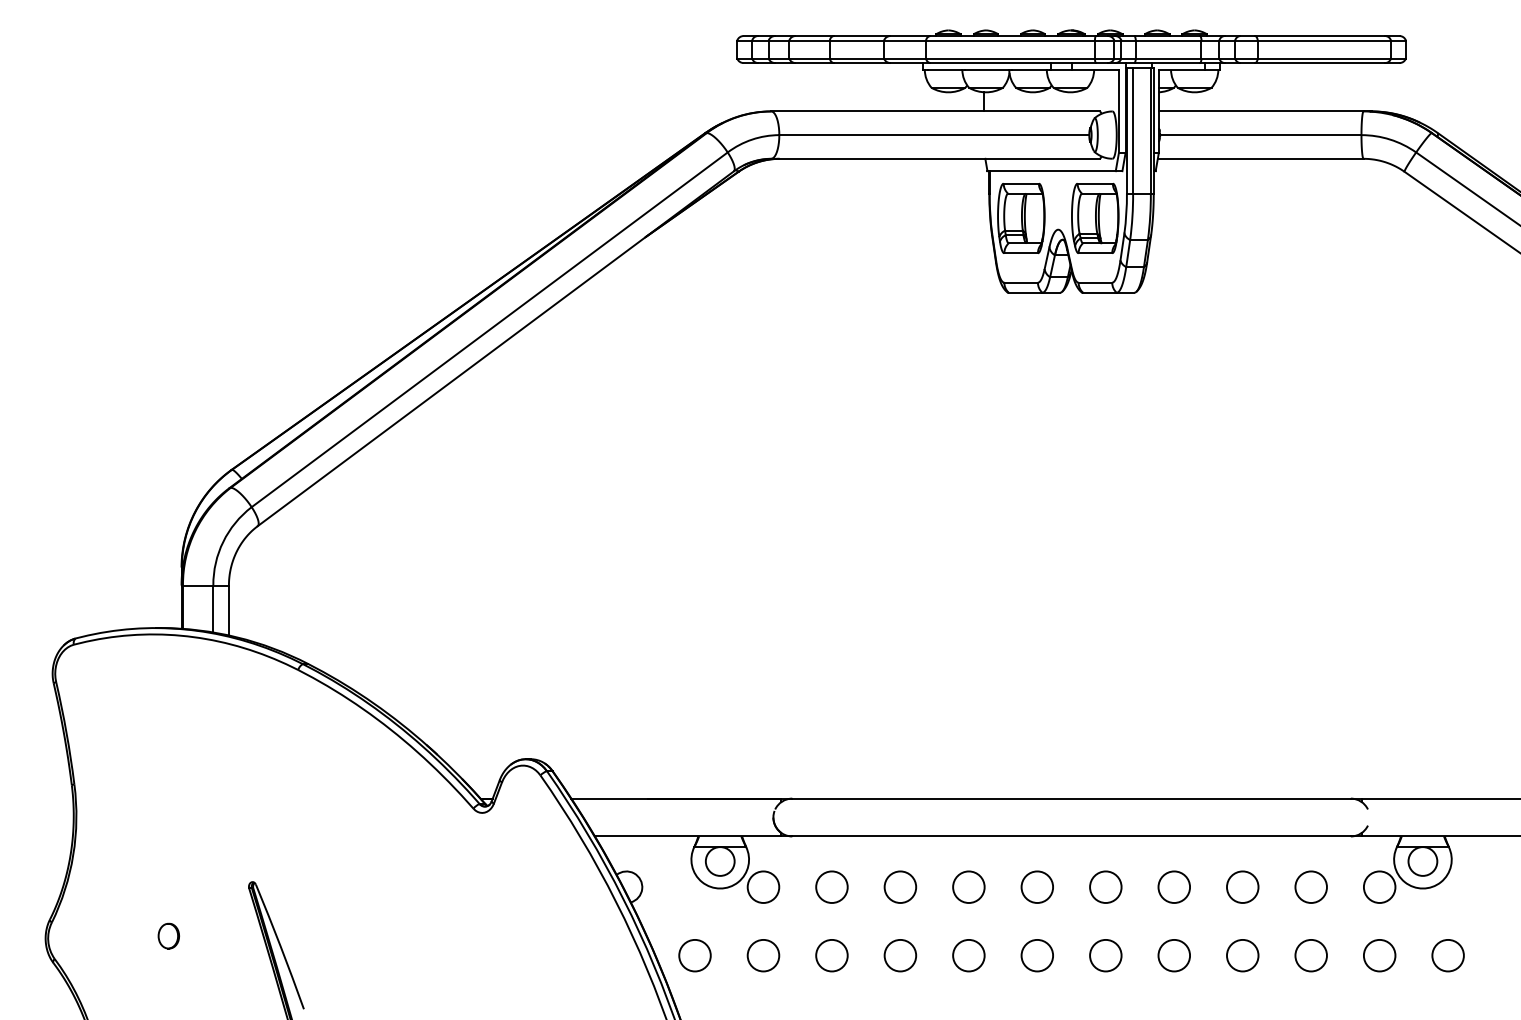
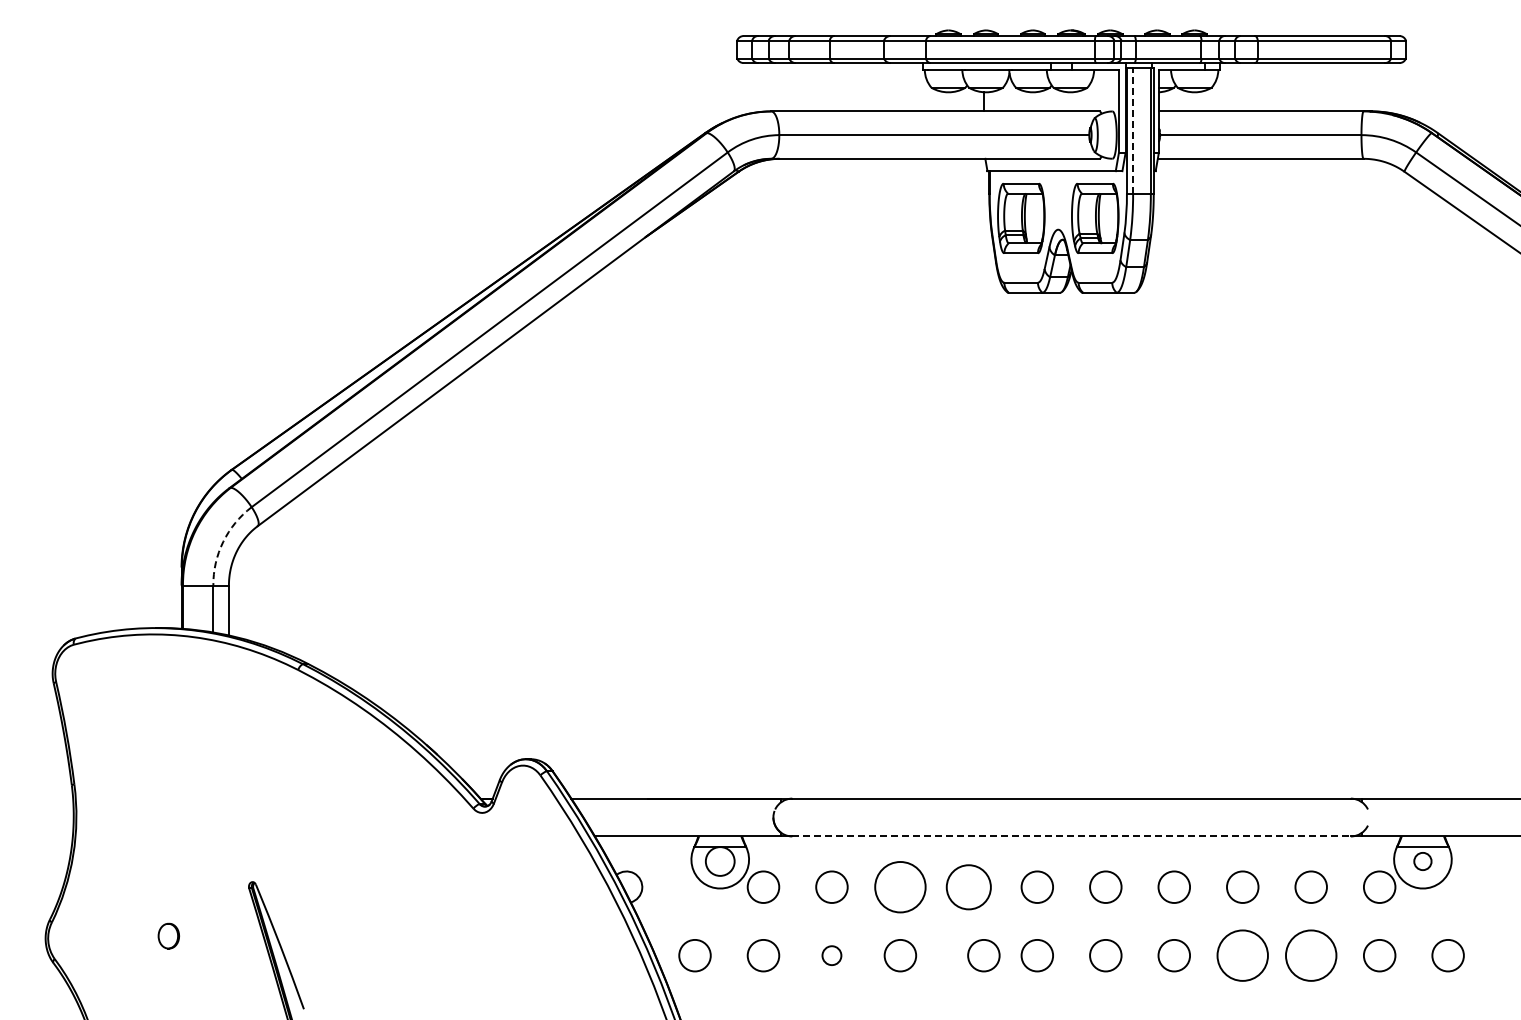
line: solid -> dashed (1133, 130)
arc: solid -> dashed (223, 541)
line: solid -> dashed (1072, 836)
circle diameter: 29 px -> 17 px (1422, 861)
circle diameter: 32 px -> 50 px (900, 887)
circle size: 34x34 px -> 47x47 px (968, 887)
circle diameter: 32 px -> 19 px (831, 955)
circle position: (968, 955) -> (983, 955) (983, 955)
circle diameter: 32 px -> 50 px (1242, 955)
circle diameter: 32 px -> 50 px (1310, 955)
